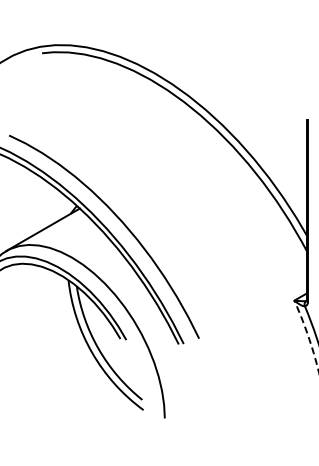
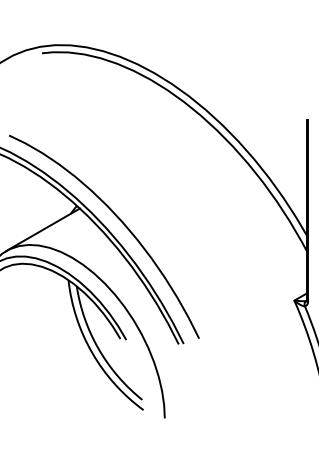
arc: dashed -> solid (308, 336)
